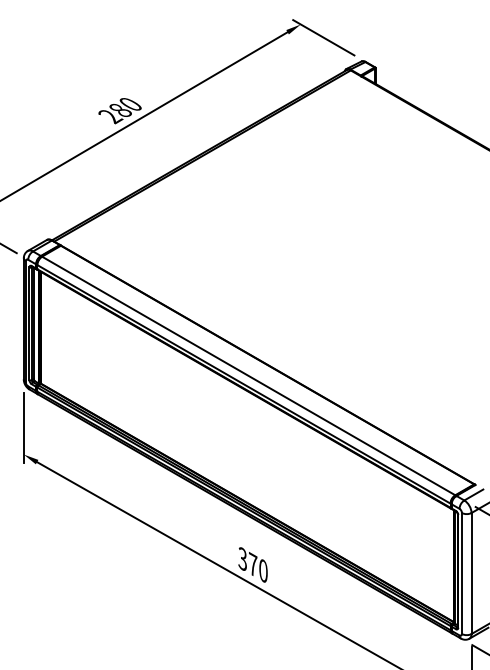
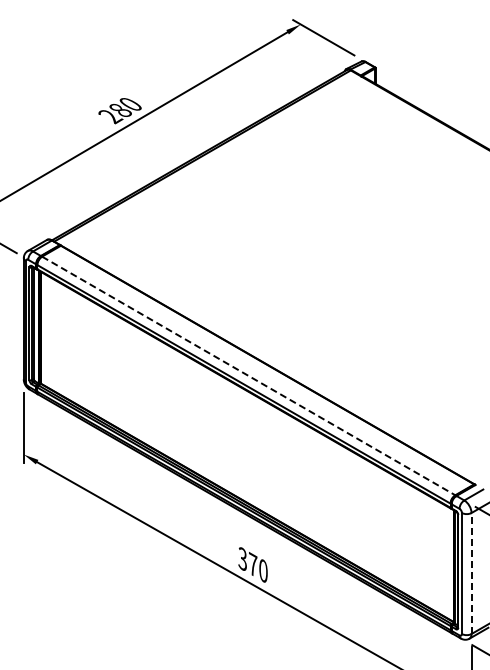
line: solid -> dashed (248, 375)
line: solid -> dashed (471, 573)
